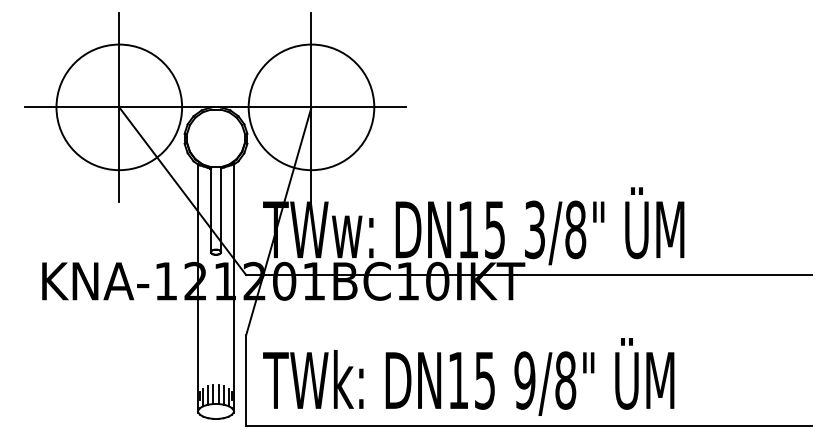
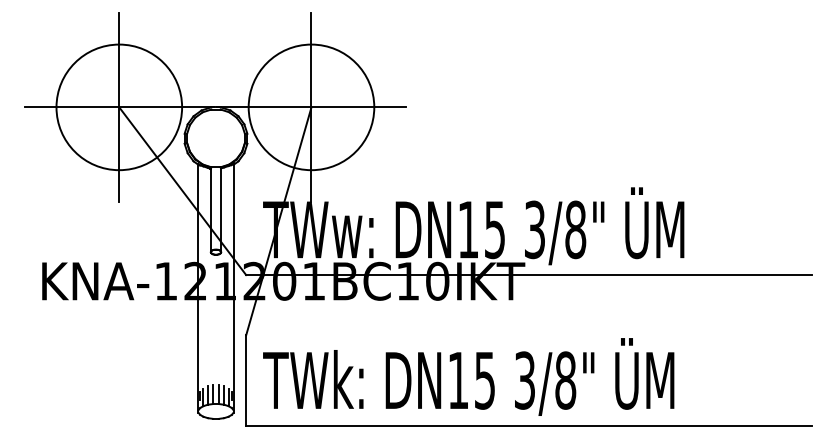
text: 9/8" -> 3/8" (524, 380)
